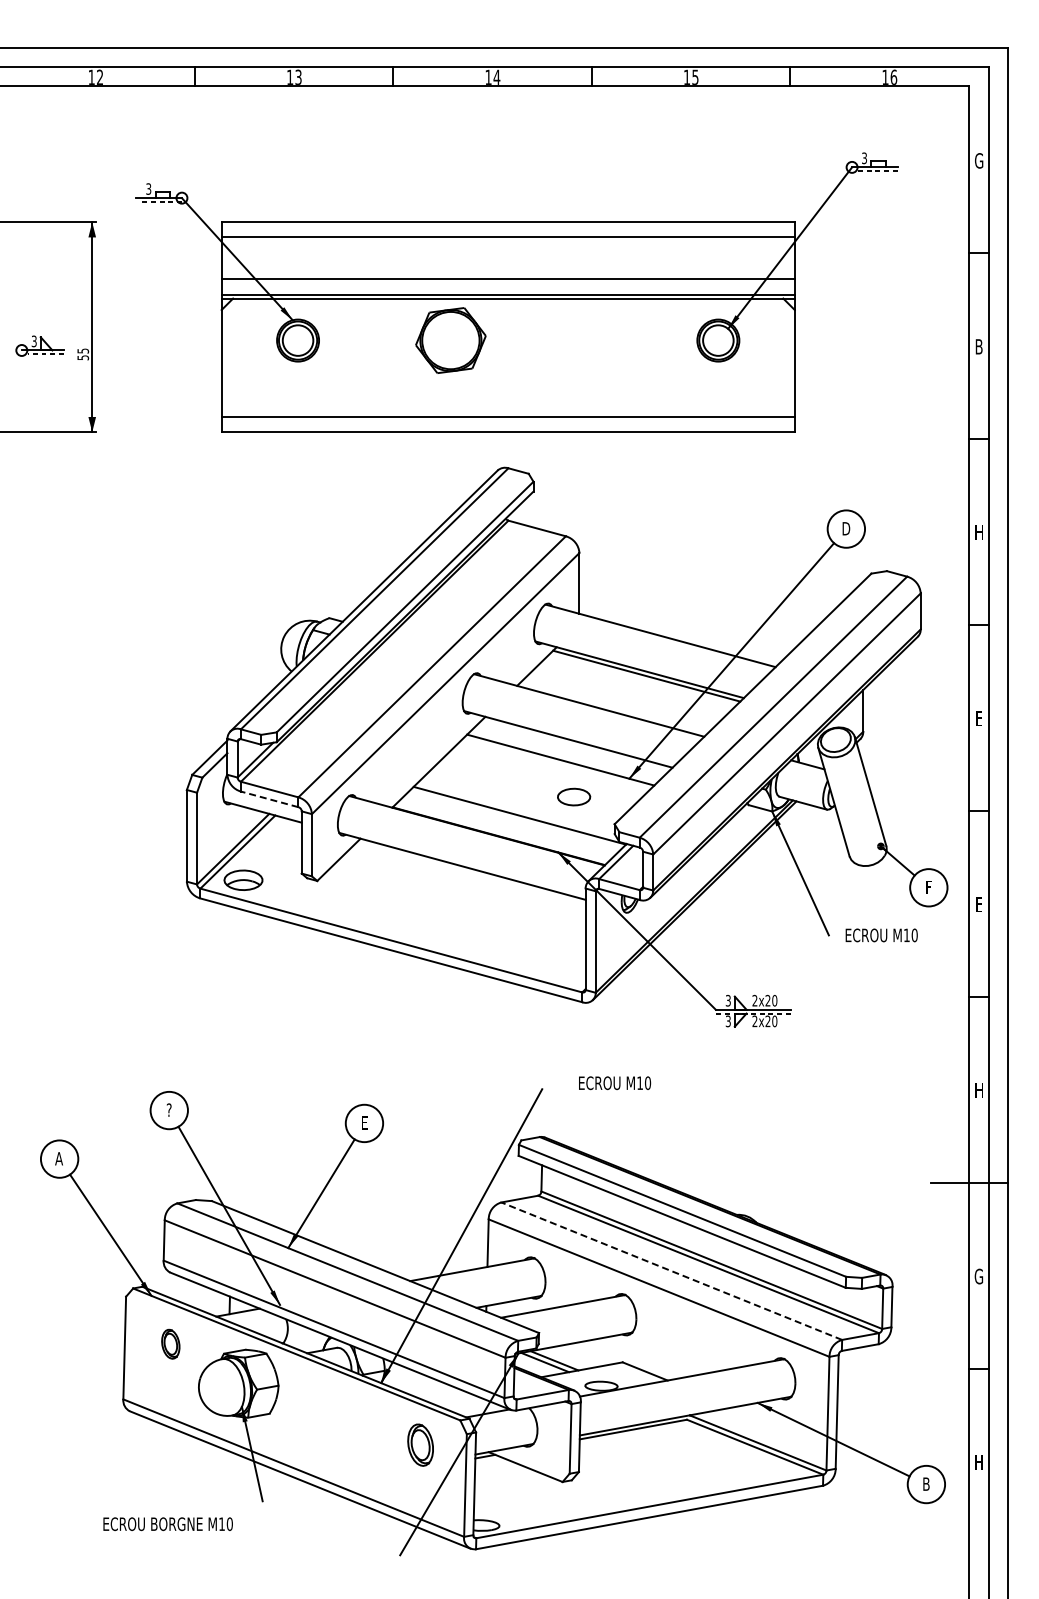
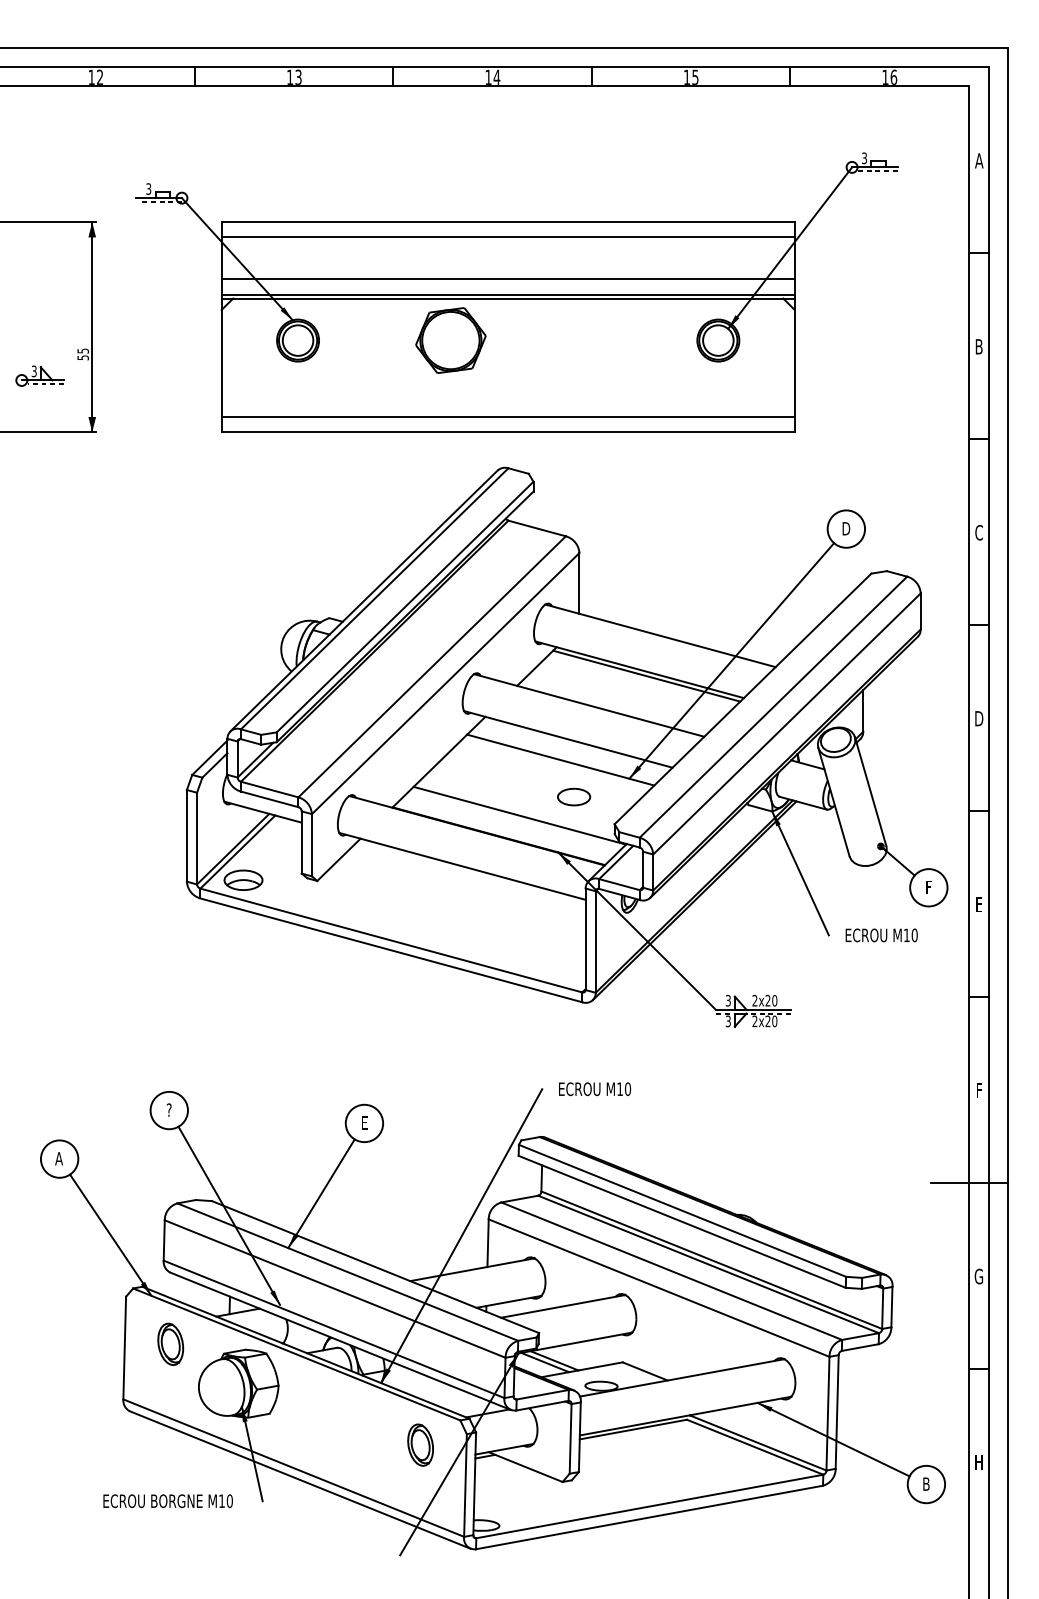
text: G -> A (979, 160)
part position: (39, 345) -> (39, 375) (39, 375)
text: H -> C (978, 532)
text: E -> D (979, 718)
line: dashed -> solid (269, 799)
text position: (615, 1083) -> (595, 1089) (595, 1089)
text: H -> F (978, 1090)
line: dashed -> solid (671, 1271)
part size: 20x32 px -> 28x44 px (170, 1343)
text position: (167, 1524) -> (167, 1501) (167, 1501)
